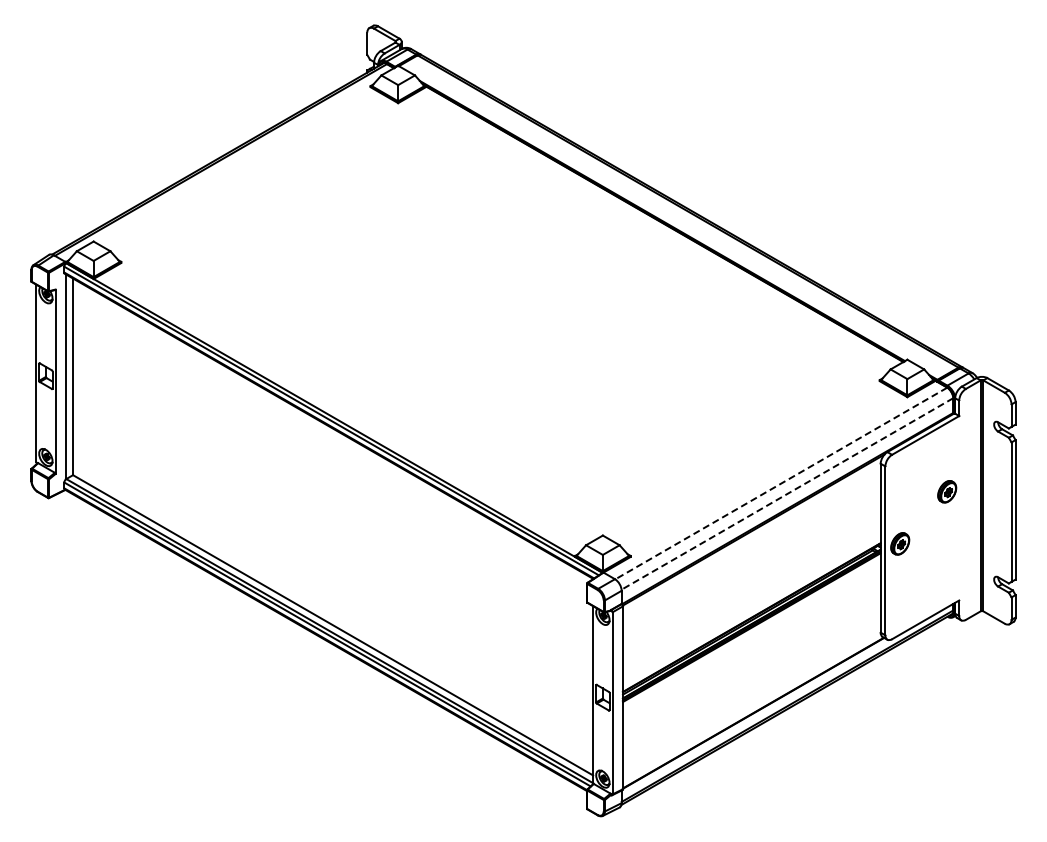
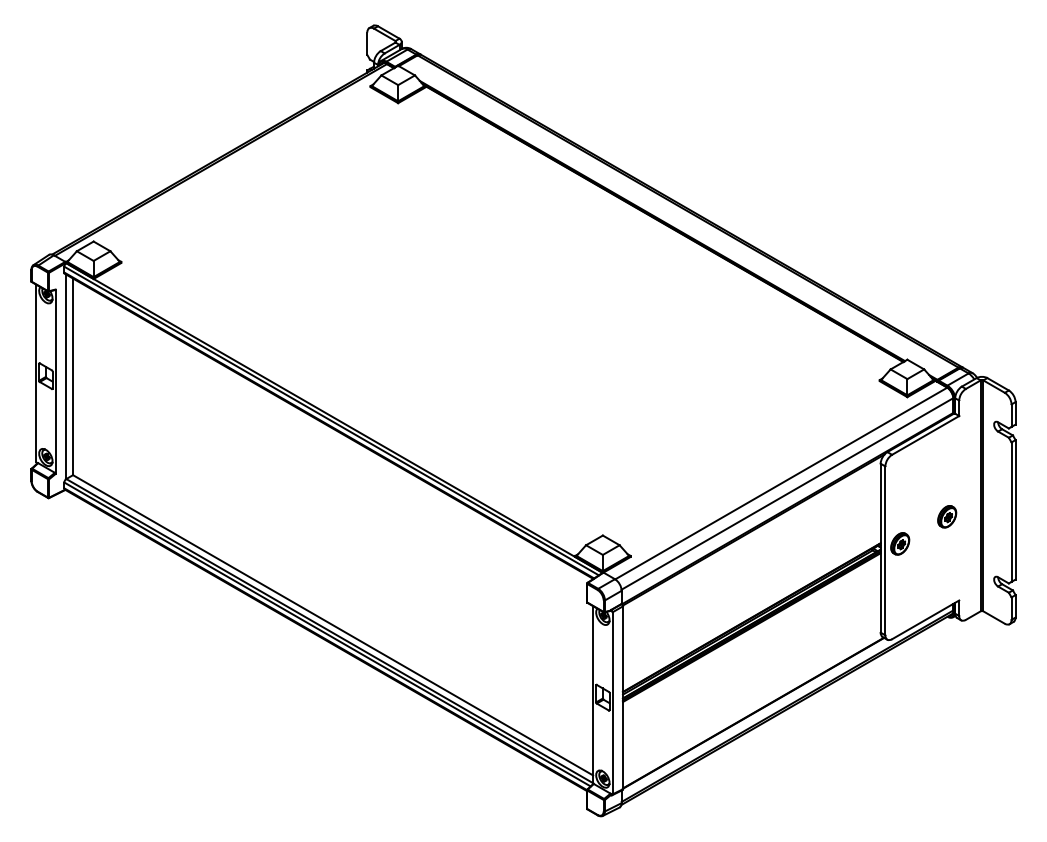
line: dashed -> solid (781, 483)
part position: (947, 491) -> (947, 516) (947, 516)
line: dashed -> solid (787, 493)
